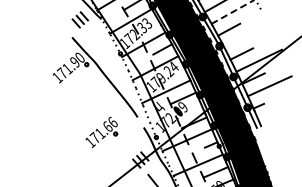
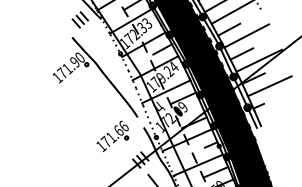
line: dashed -> solid (233, 11)
line: none -> present (246, 35)
part position: (101, 132) -> (112, 136) (112, 136)
